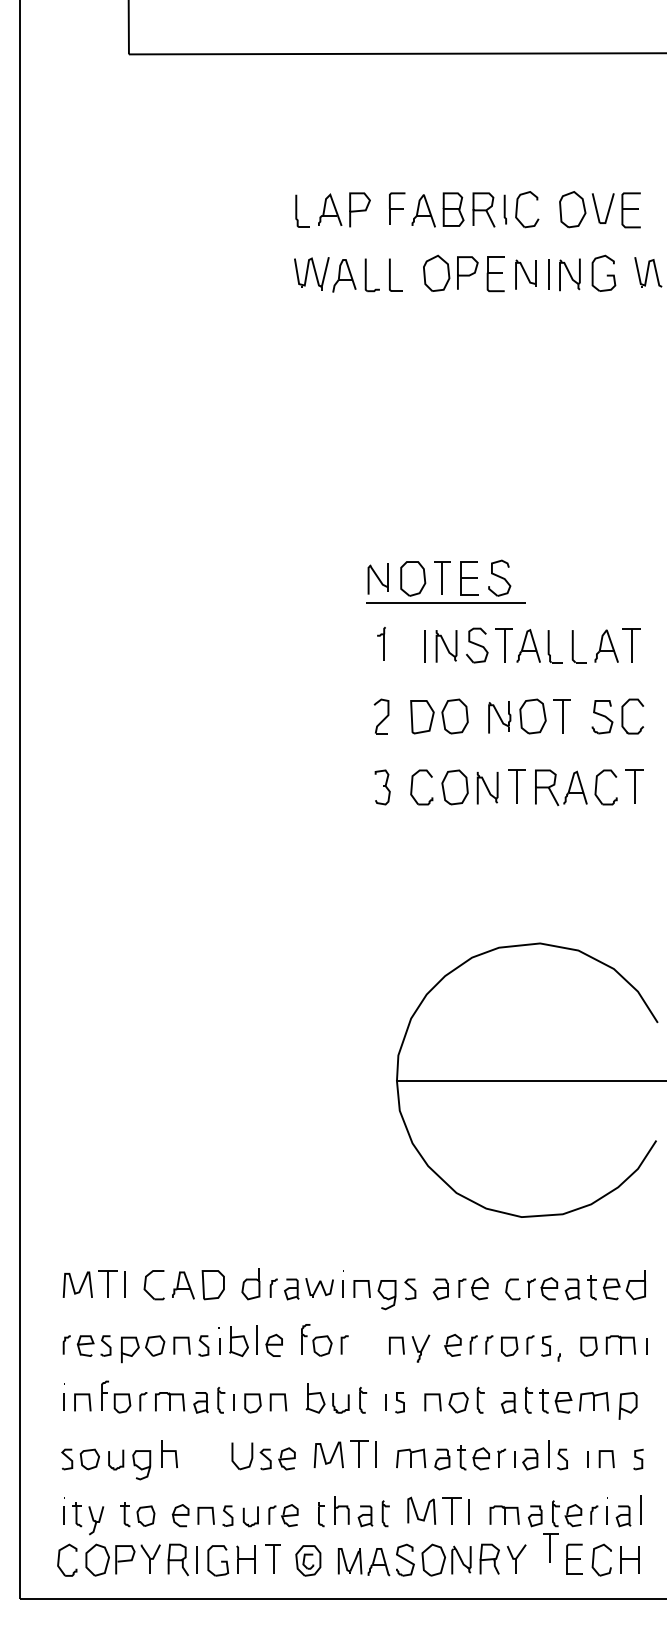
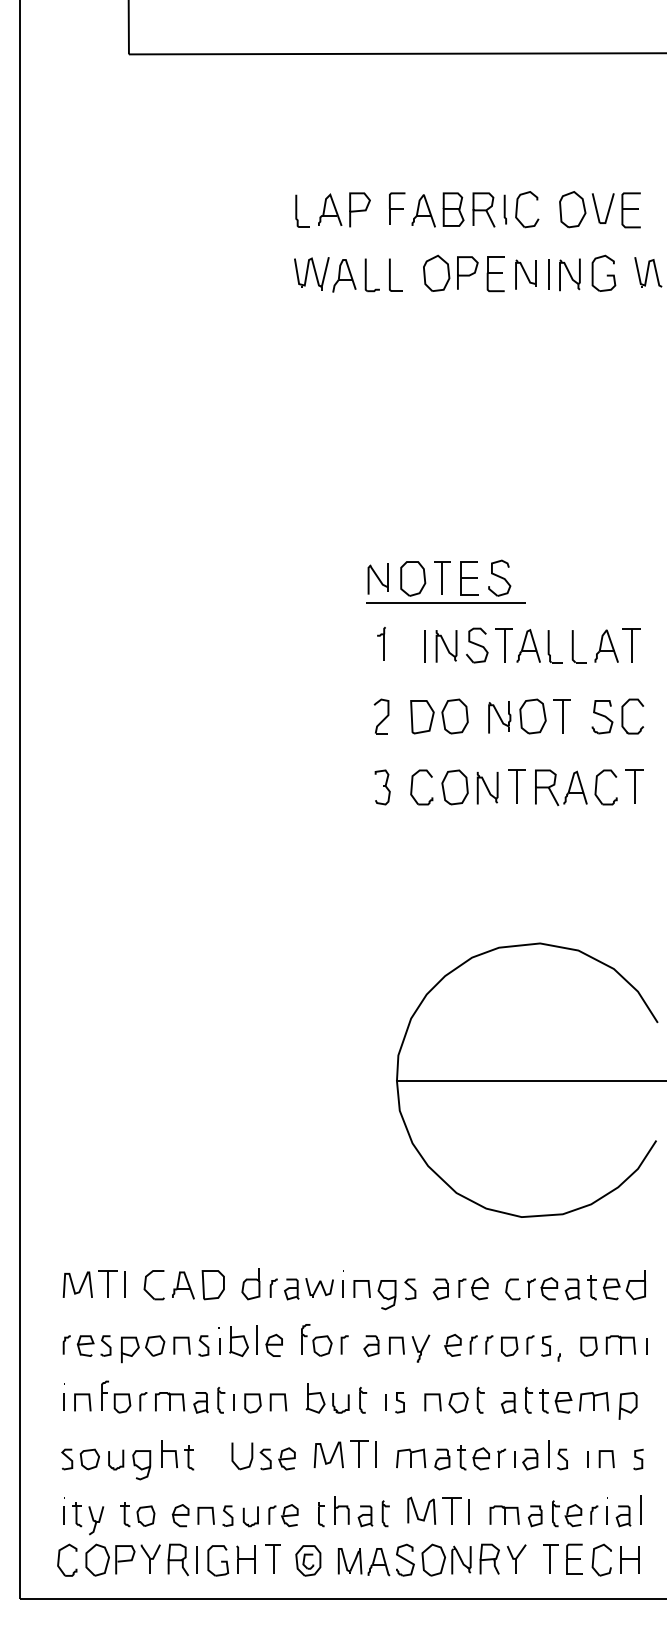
part: none -> present (371, 1345)
part: none -> present (189, 1457)
part position: (550, 1547) -> (550, 1558) (550, 1558)
